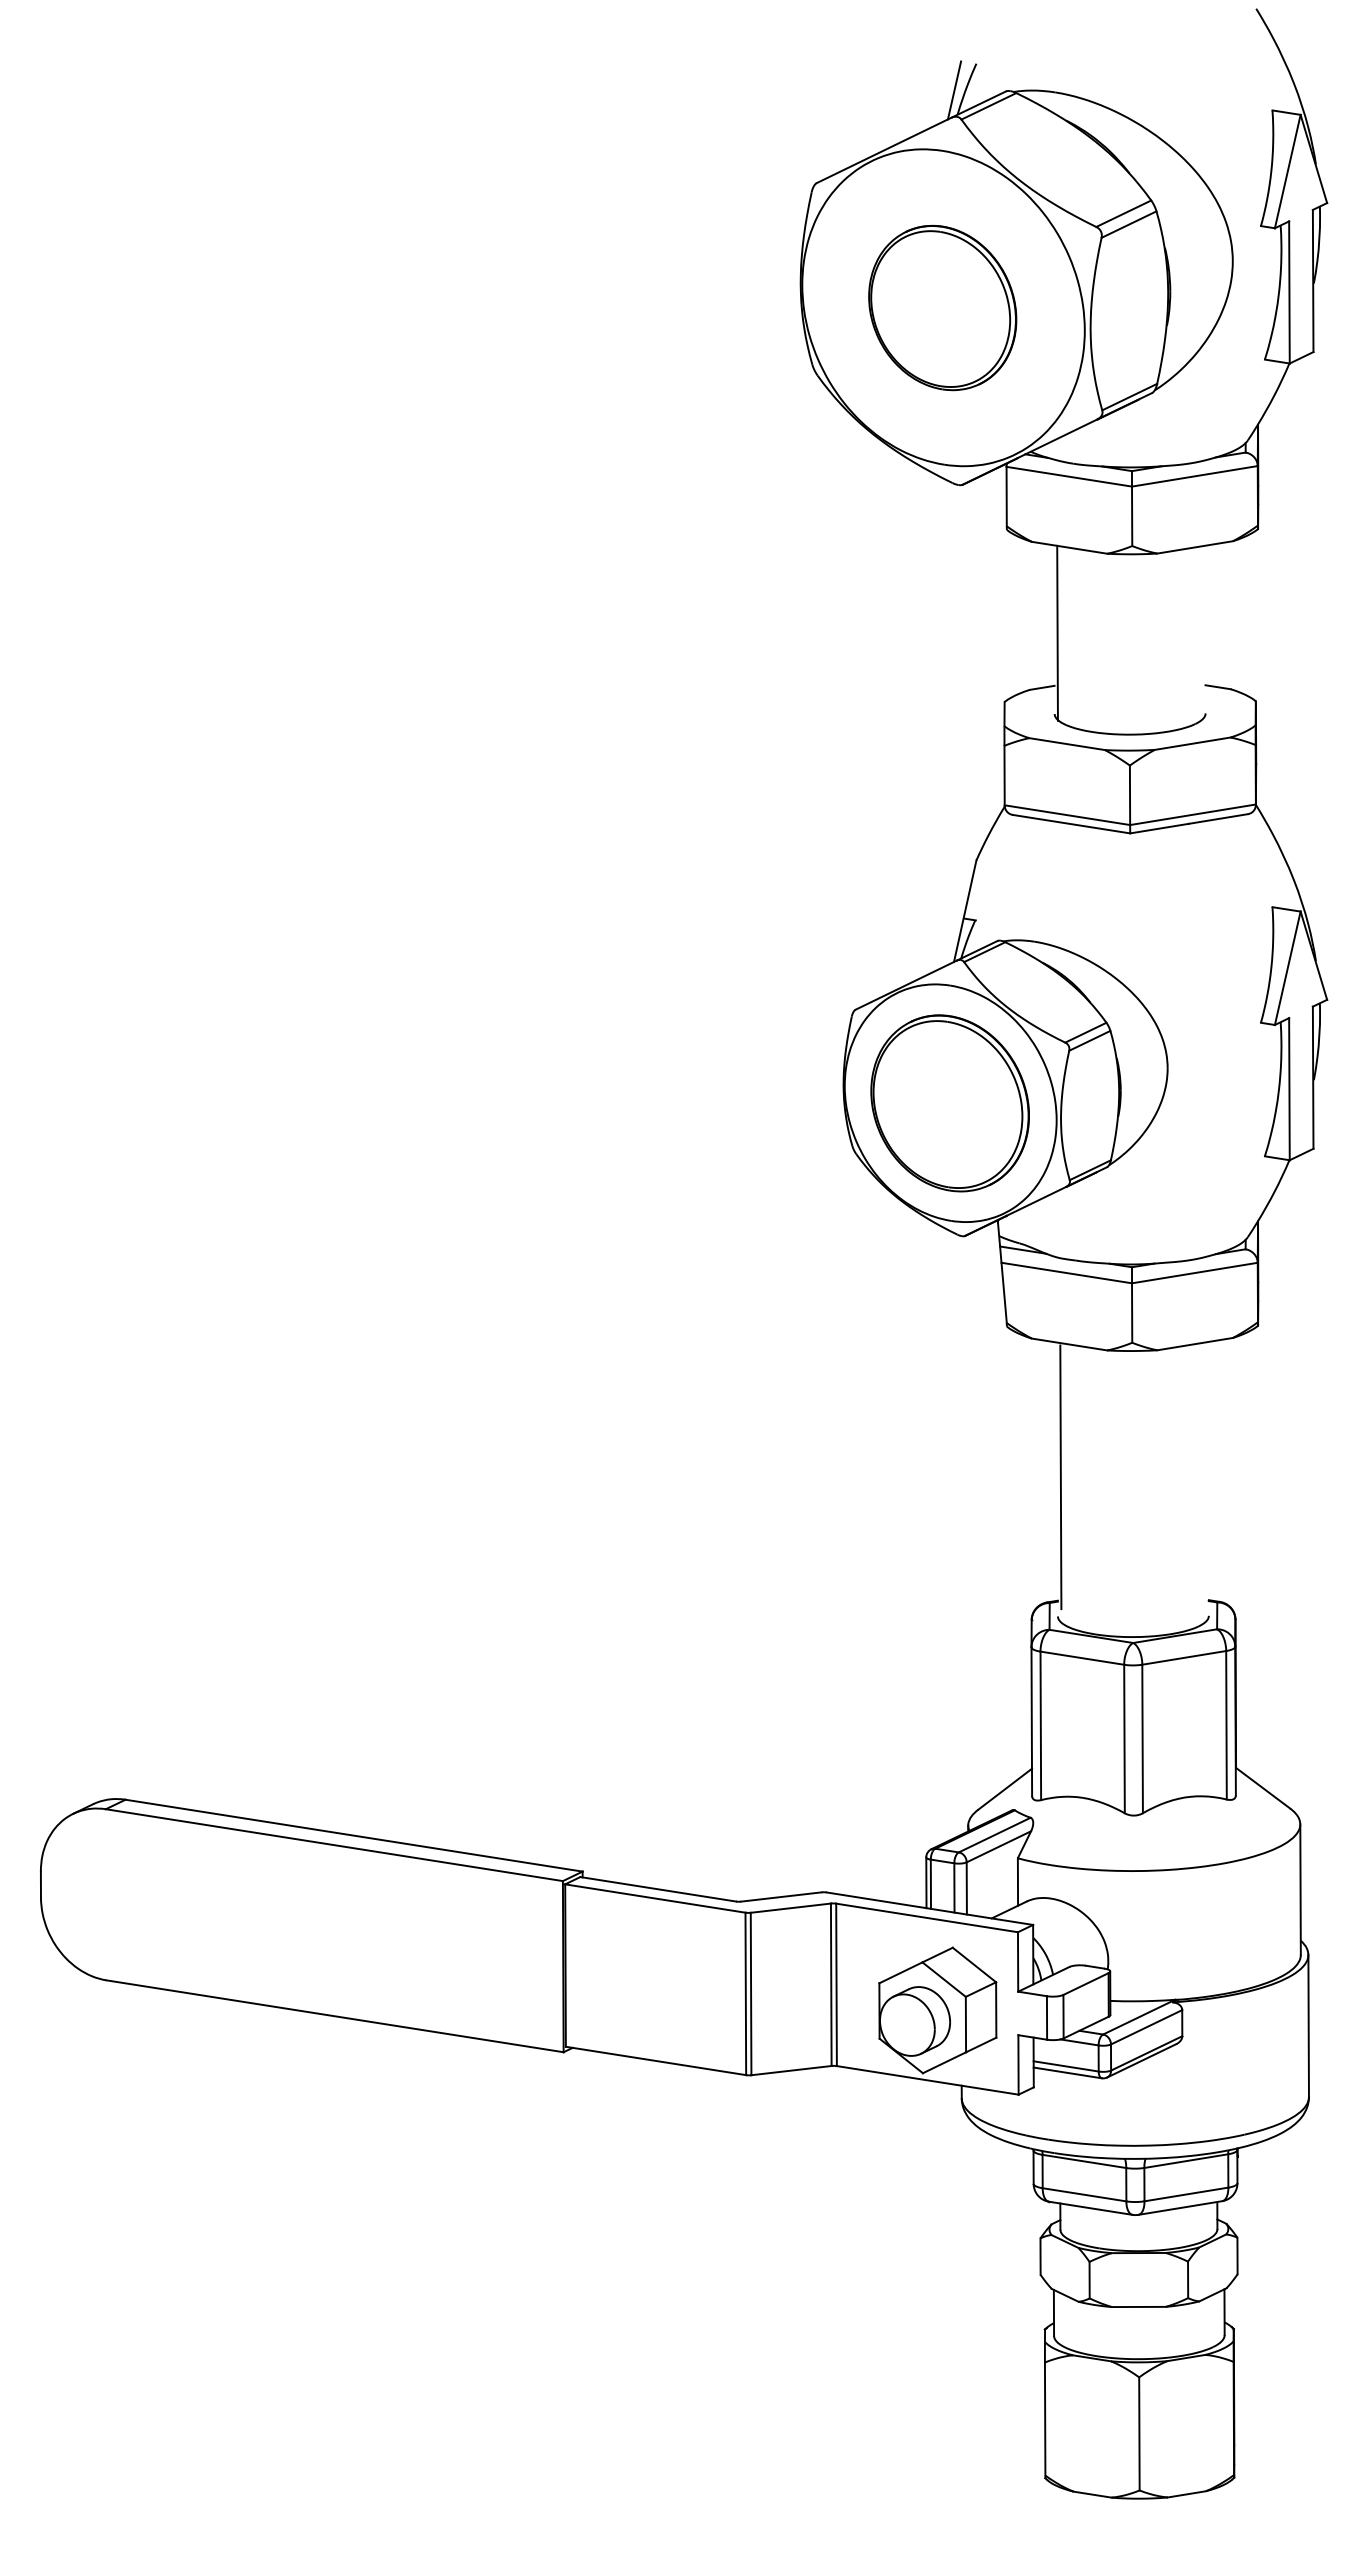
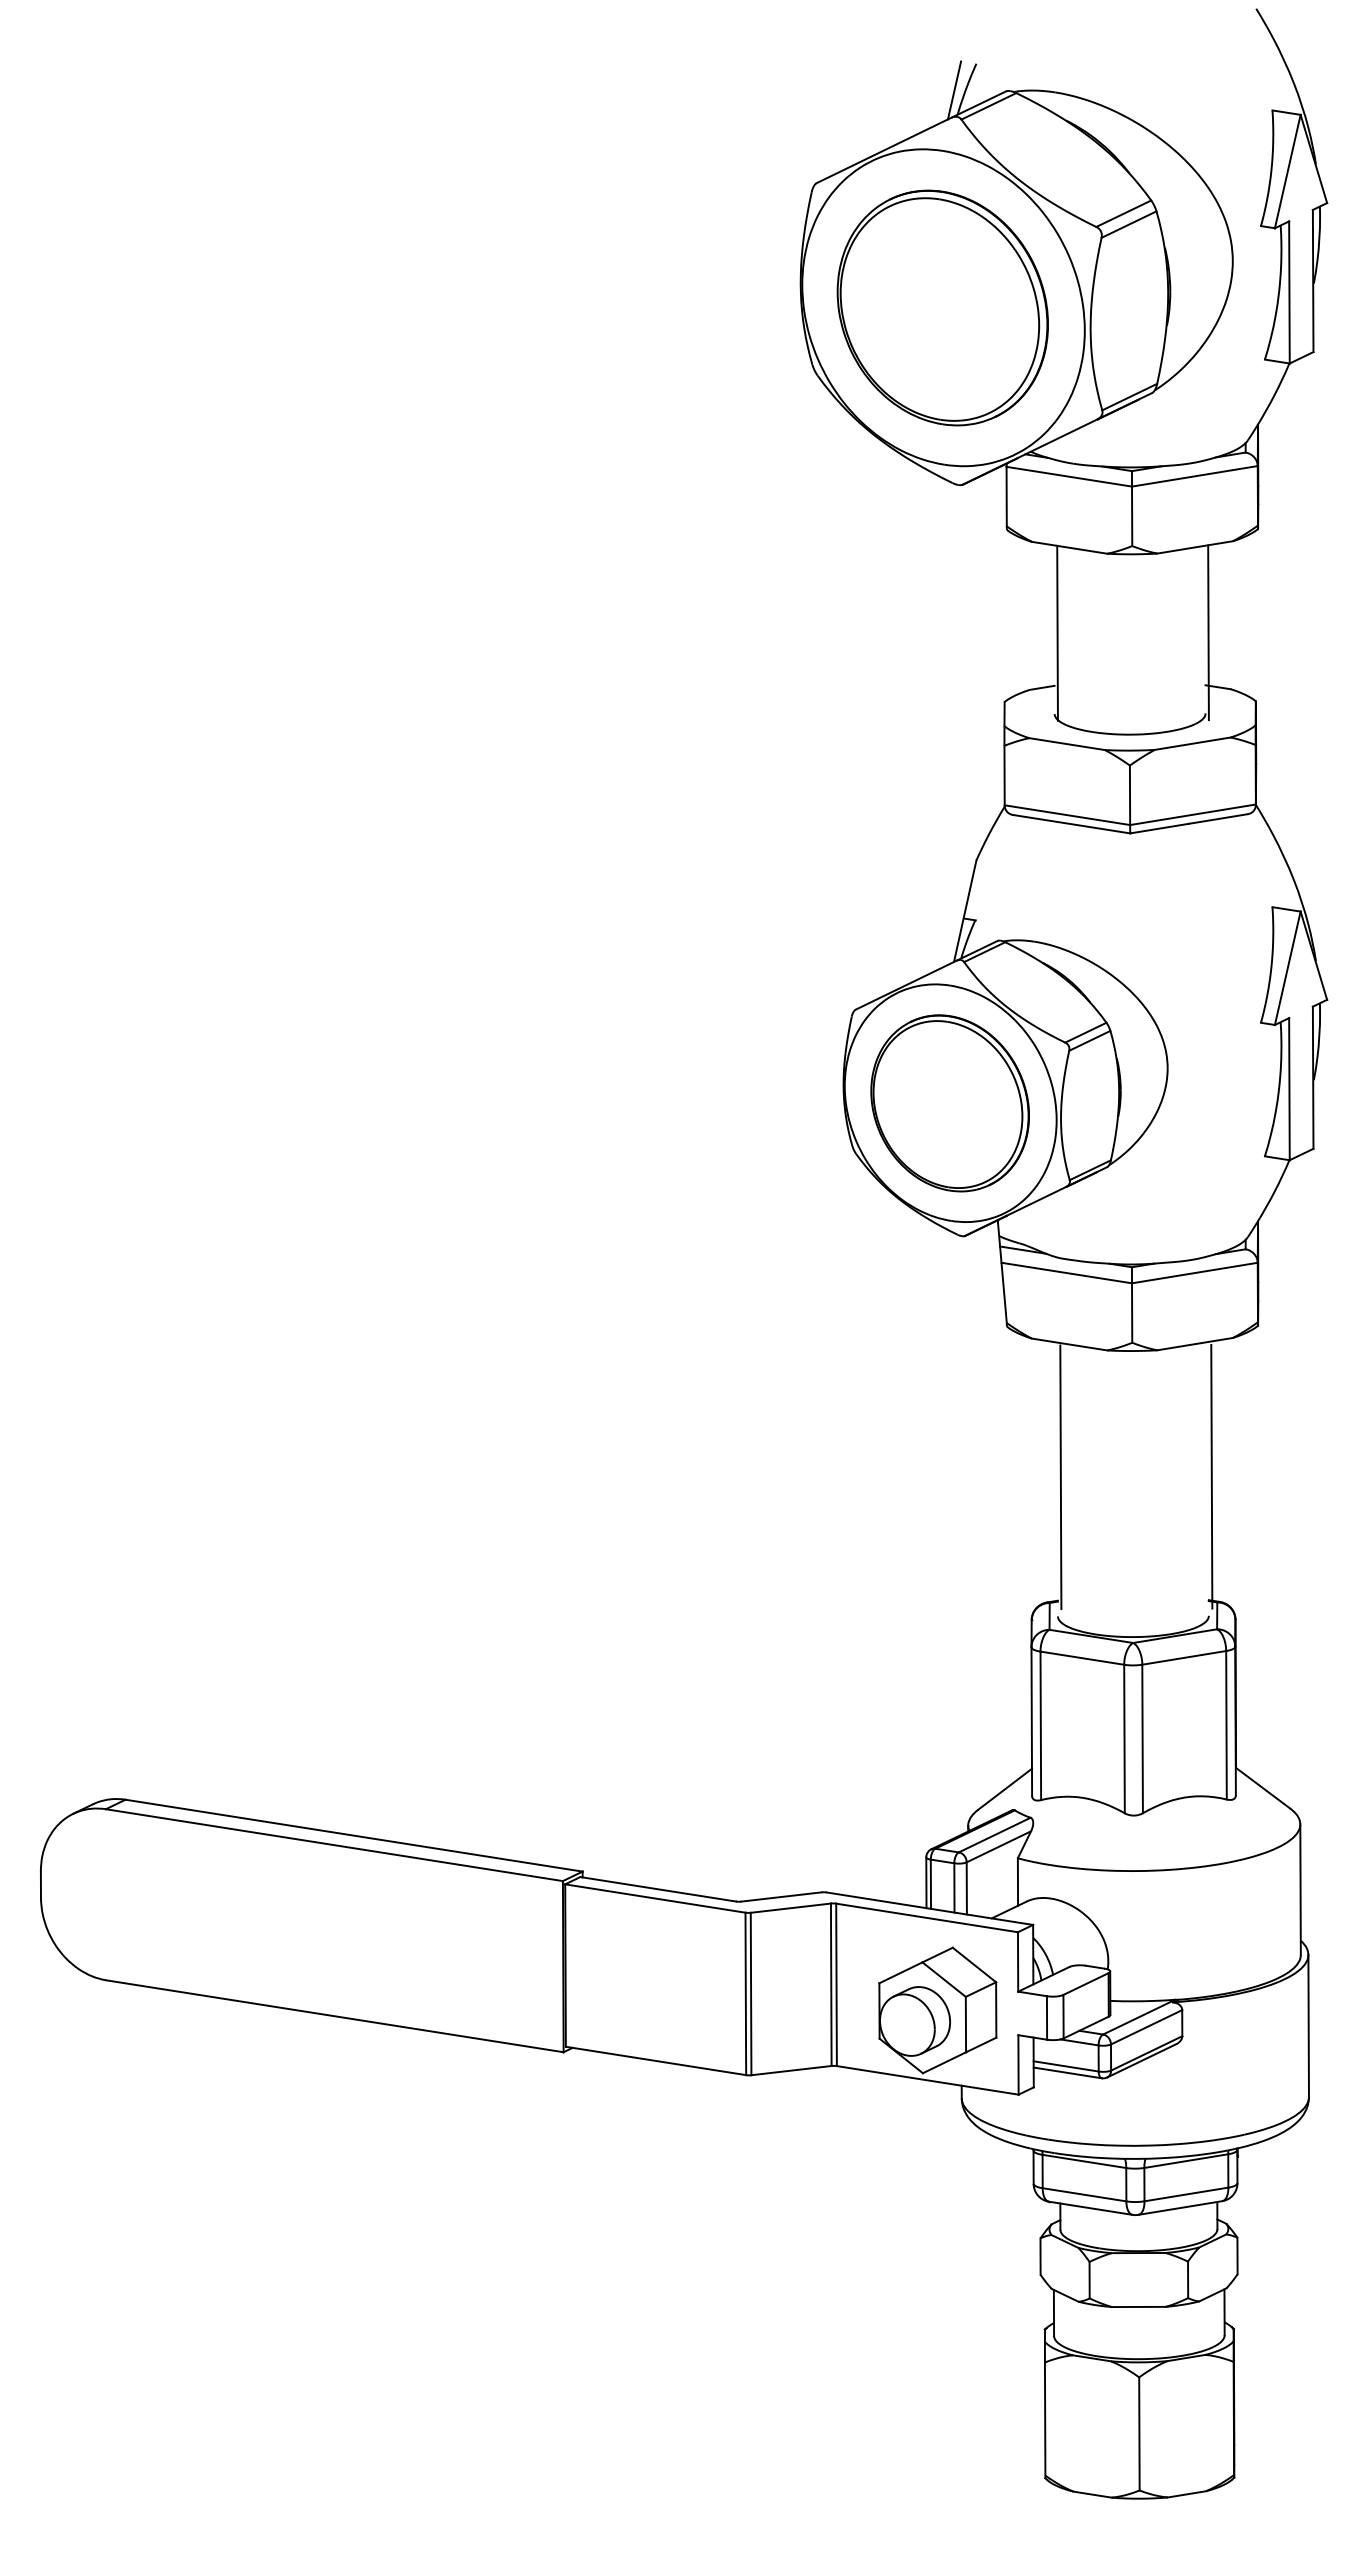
part size: 150x168 px -> 213x238 px (942, 307)
line: none -> present (1208, 632)
line: none -> present (1211, 1476)
